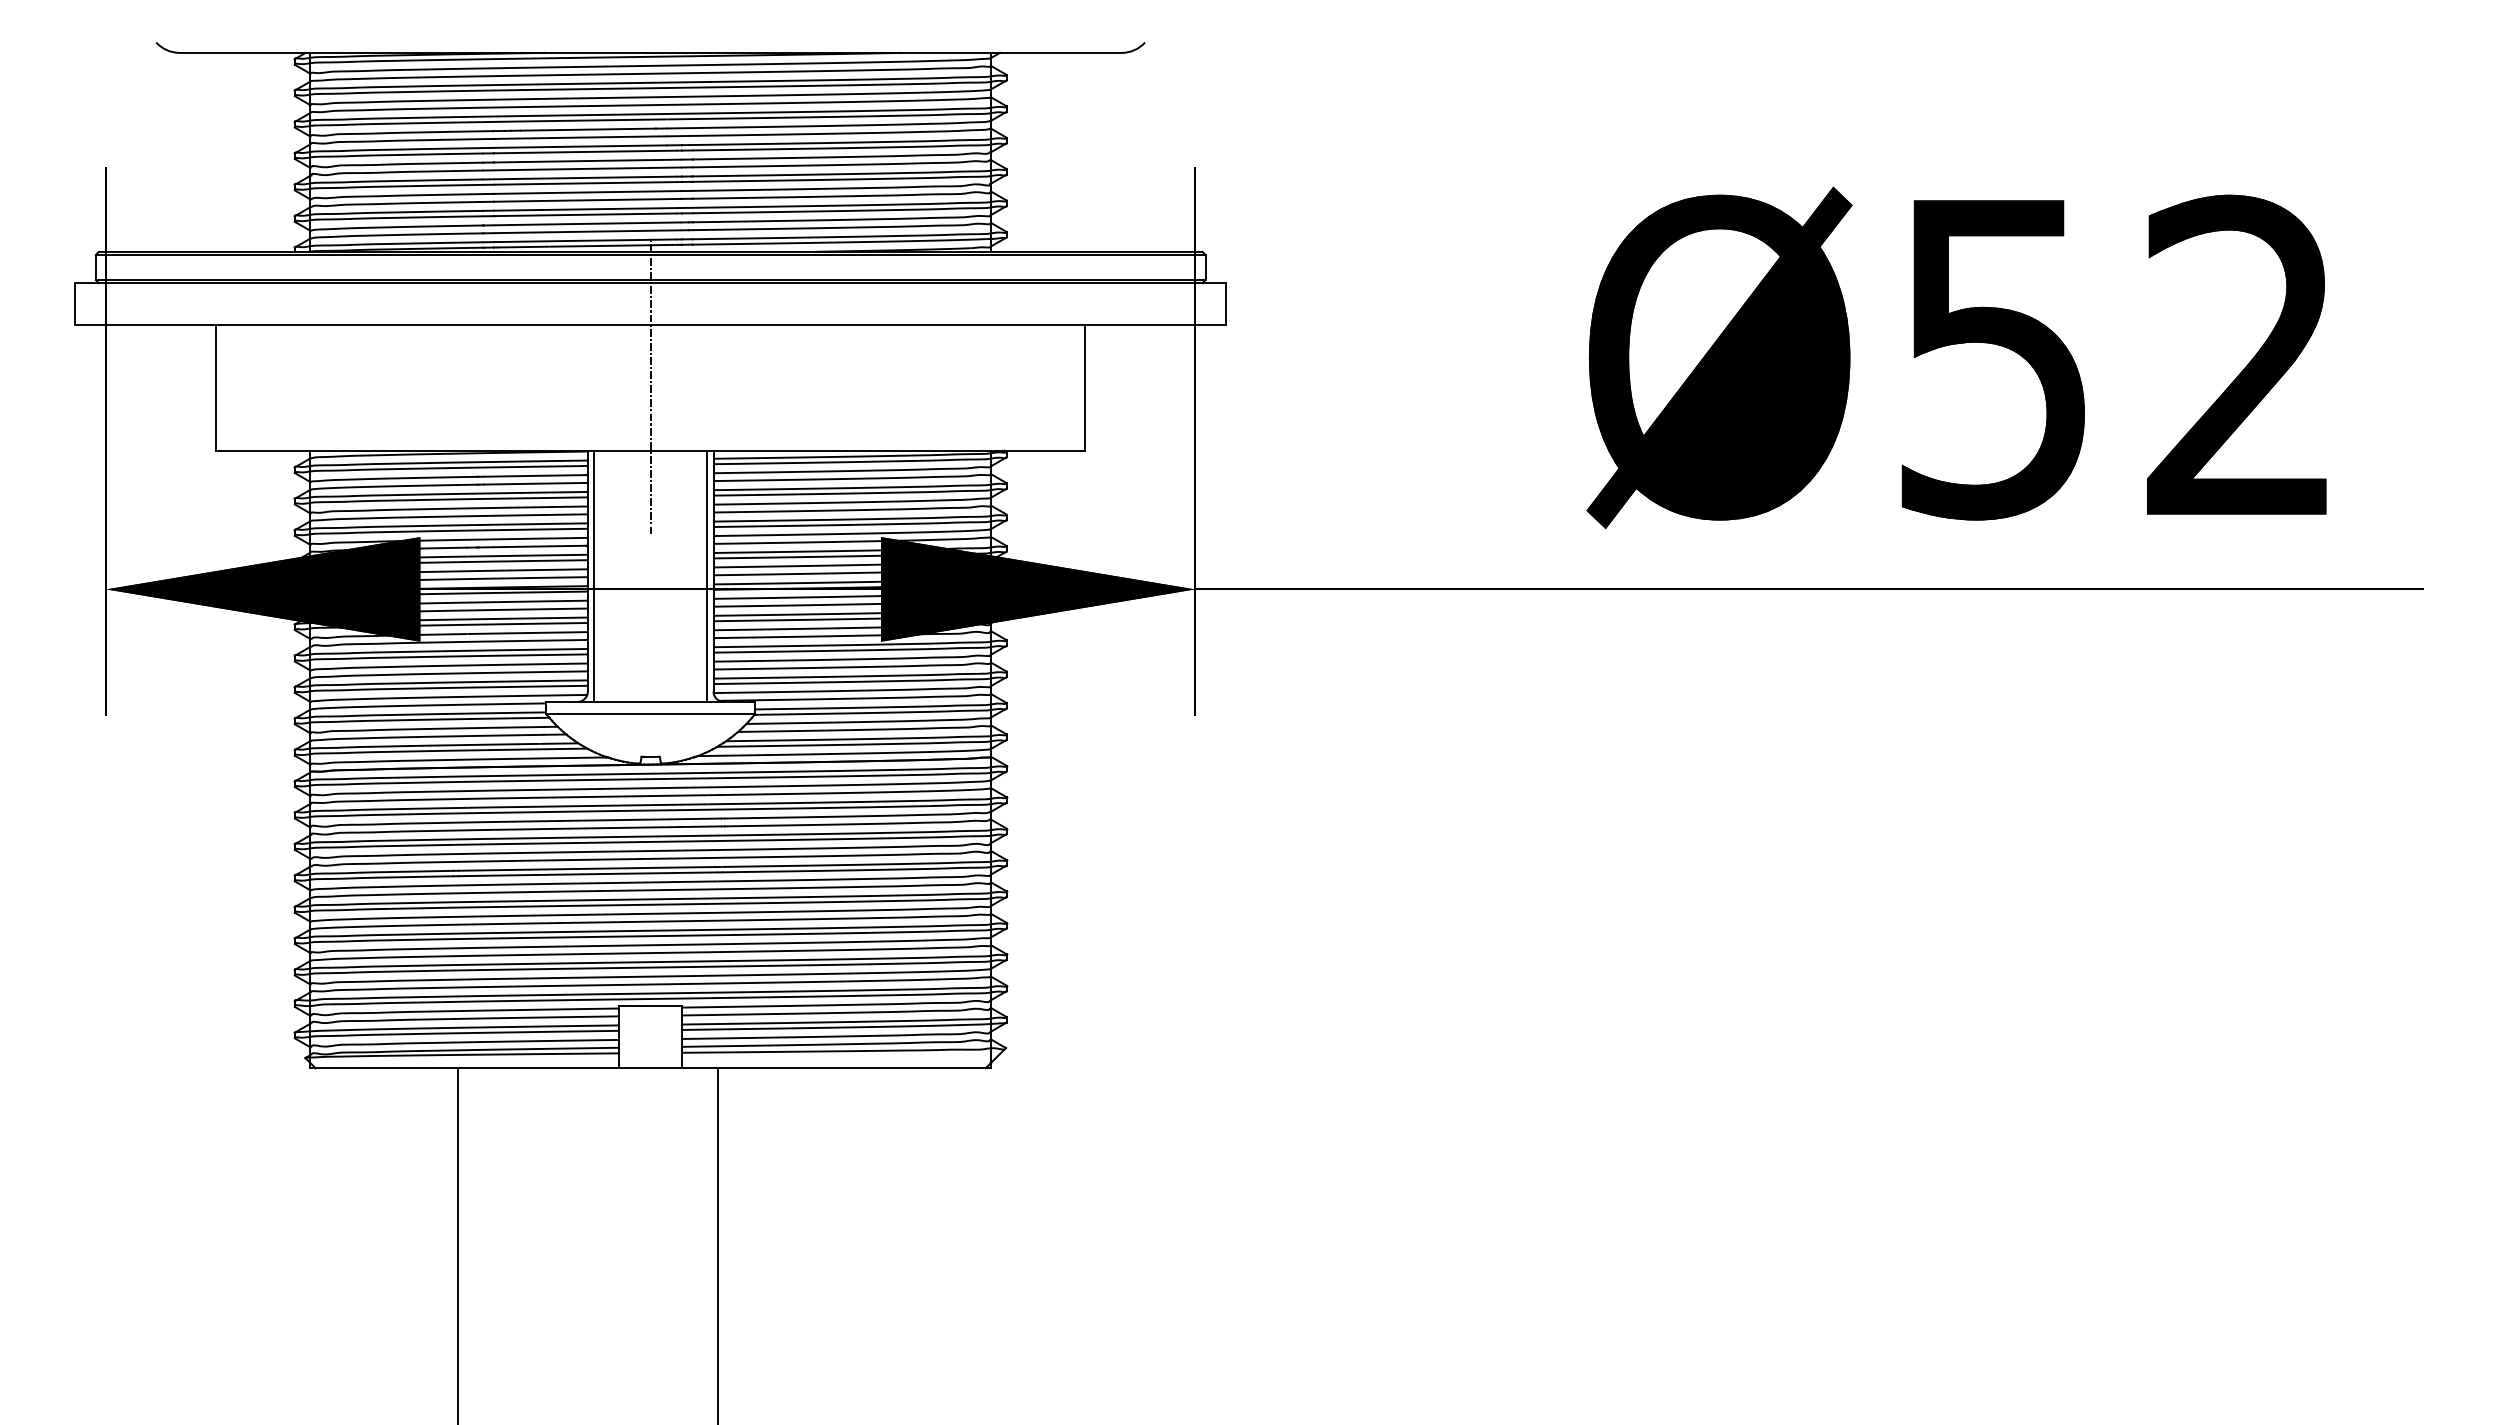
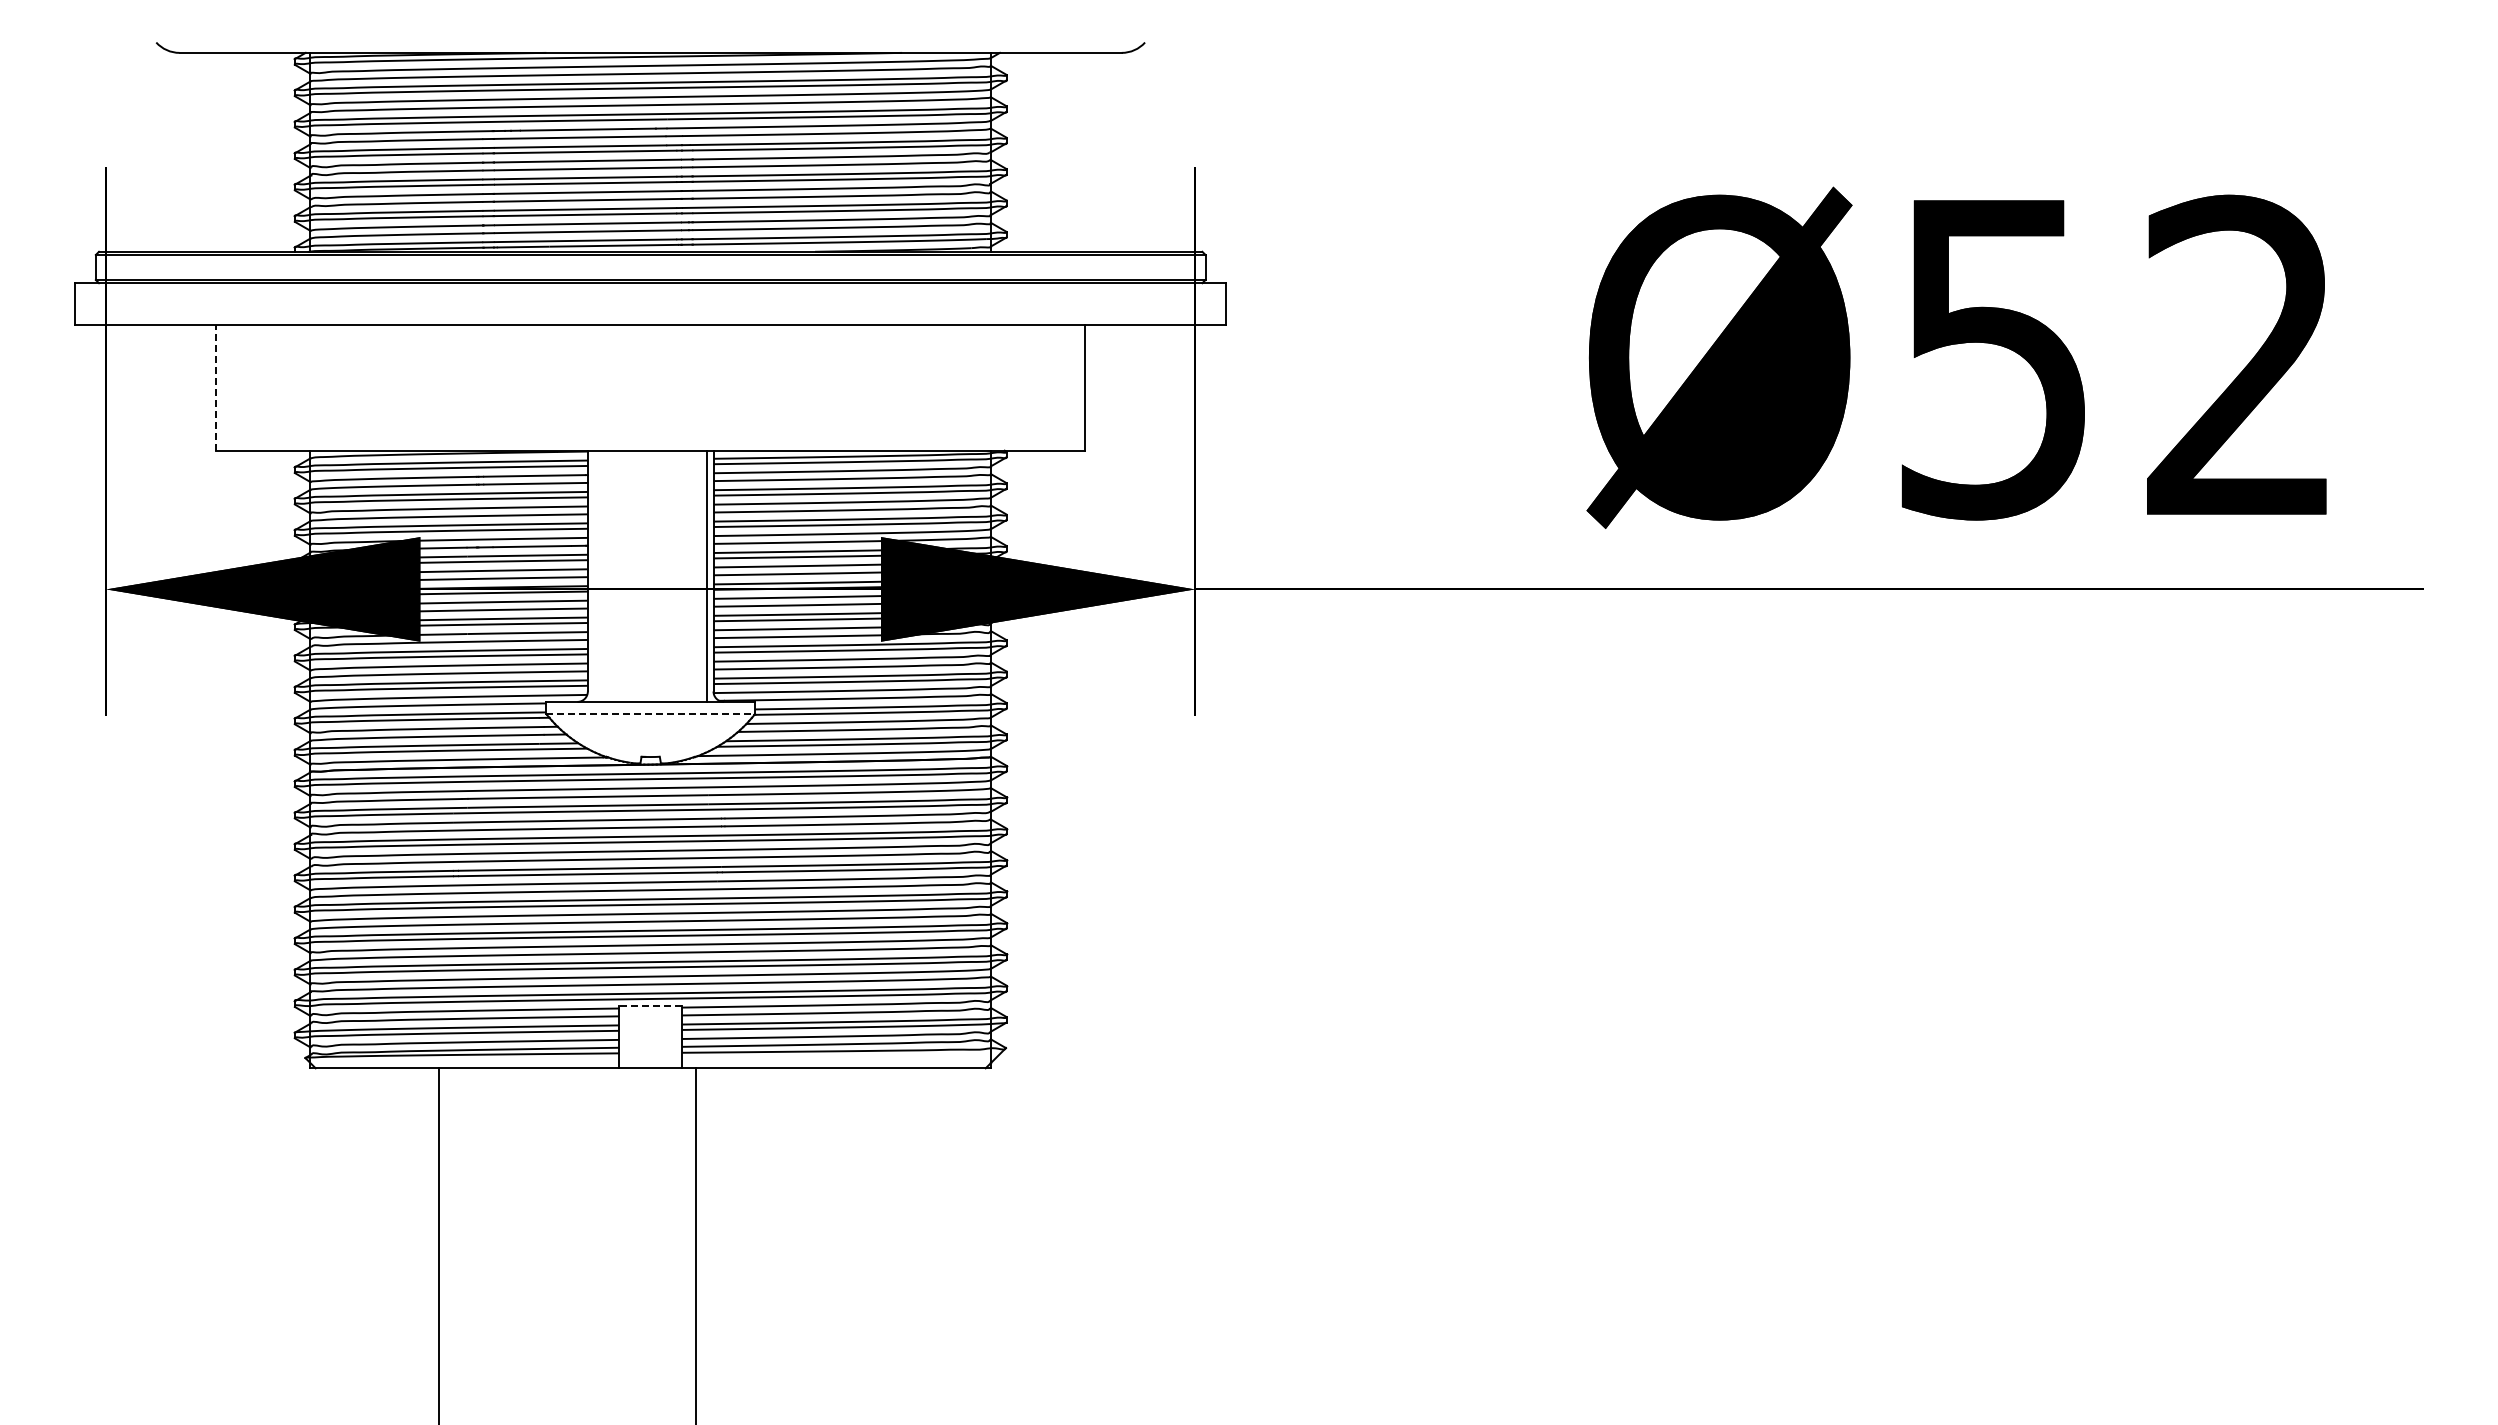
line: solid -> dashed (216, 387)
line: present -> none (650, 387)
line: present -> none (594, 575)
line: solid -> dashed (650, 713)
line: solid -> dashed (650, 1005)
line position: (458, 1244) -> (439, 1244) (439, 1244)
line position: (717, 1244) -> (695, 1244) (695, 1244)
